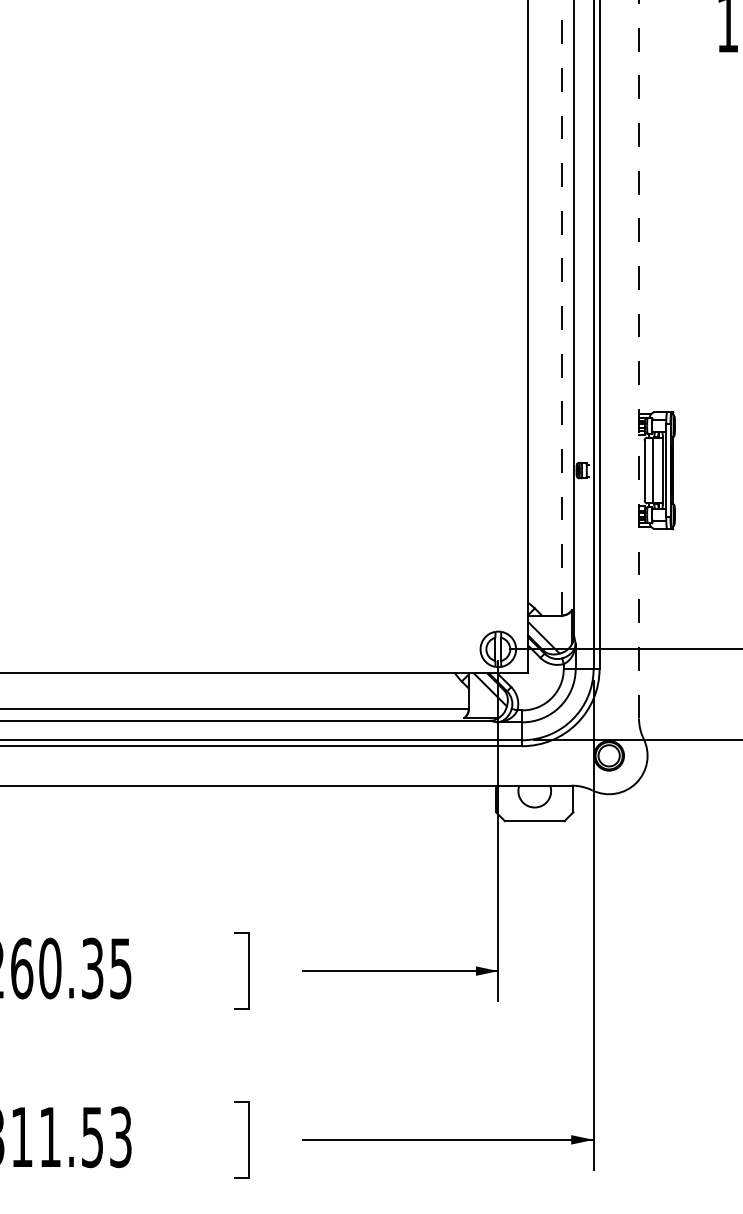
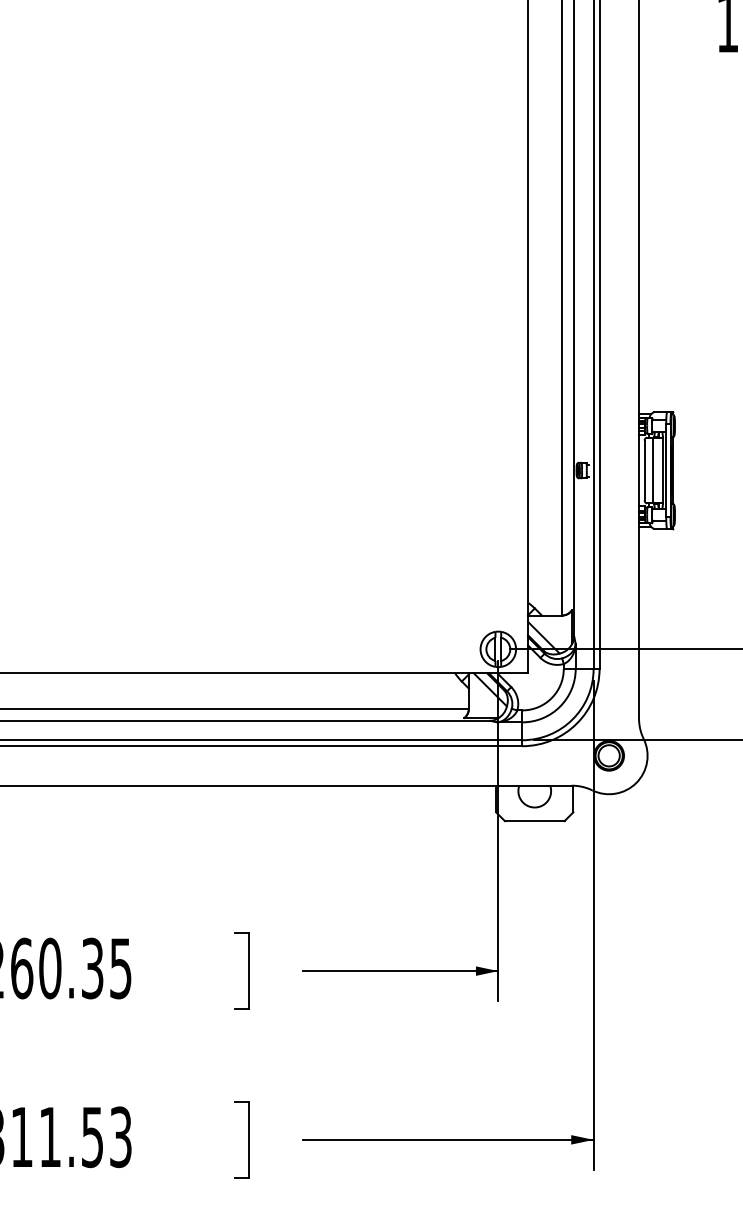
line: dashed -> solid (562, 307)
line: dashed -> solid (639, 359)
